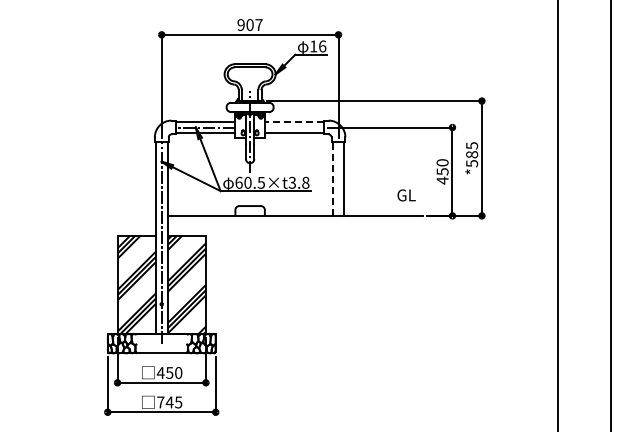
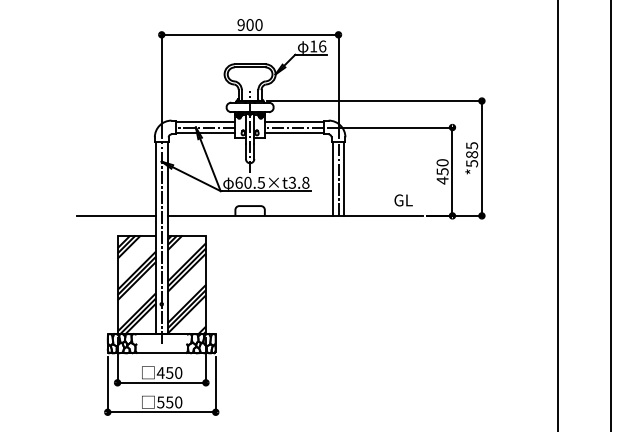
text: 907 -> 900 (258, 24)
line: dashed -> solid (294, 121)
line: none -> present (294, 127)
line: dashed -> solid (332, 178)
line: none -> present (338, 178)
text position: (406, 195) -> (403, 200) (403, 200)
line: none -> present (116, 215)
text: 745 -> 550 (169, 402)
